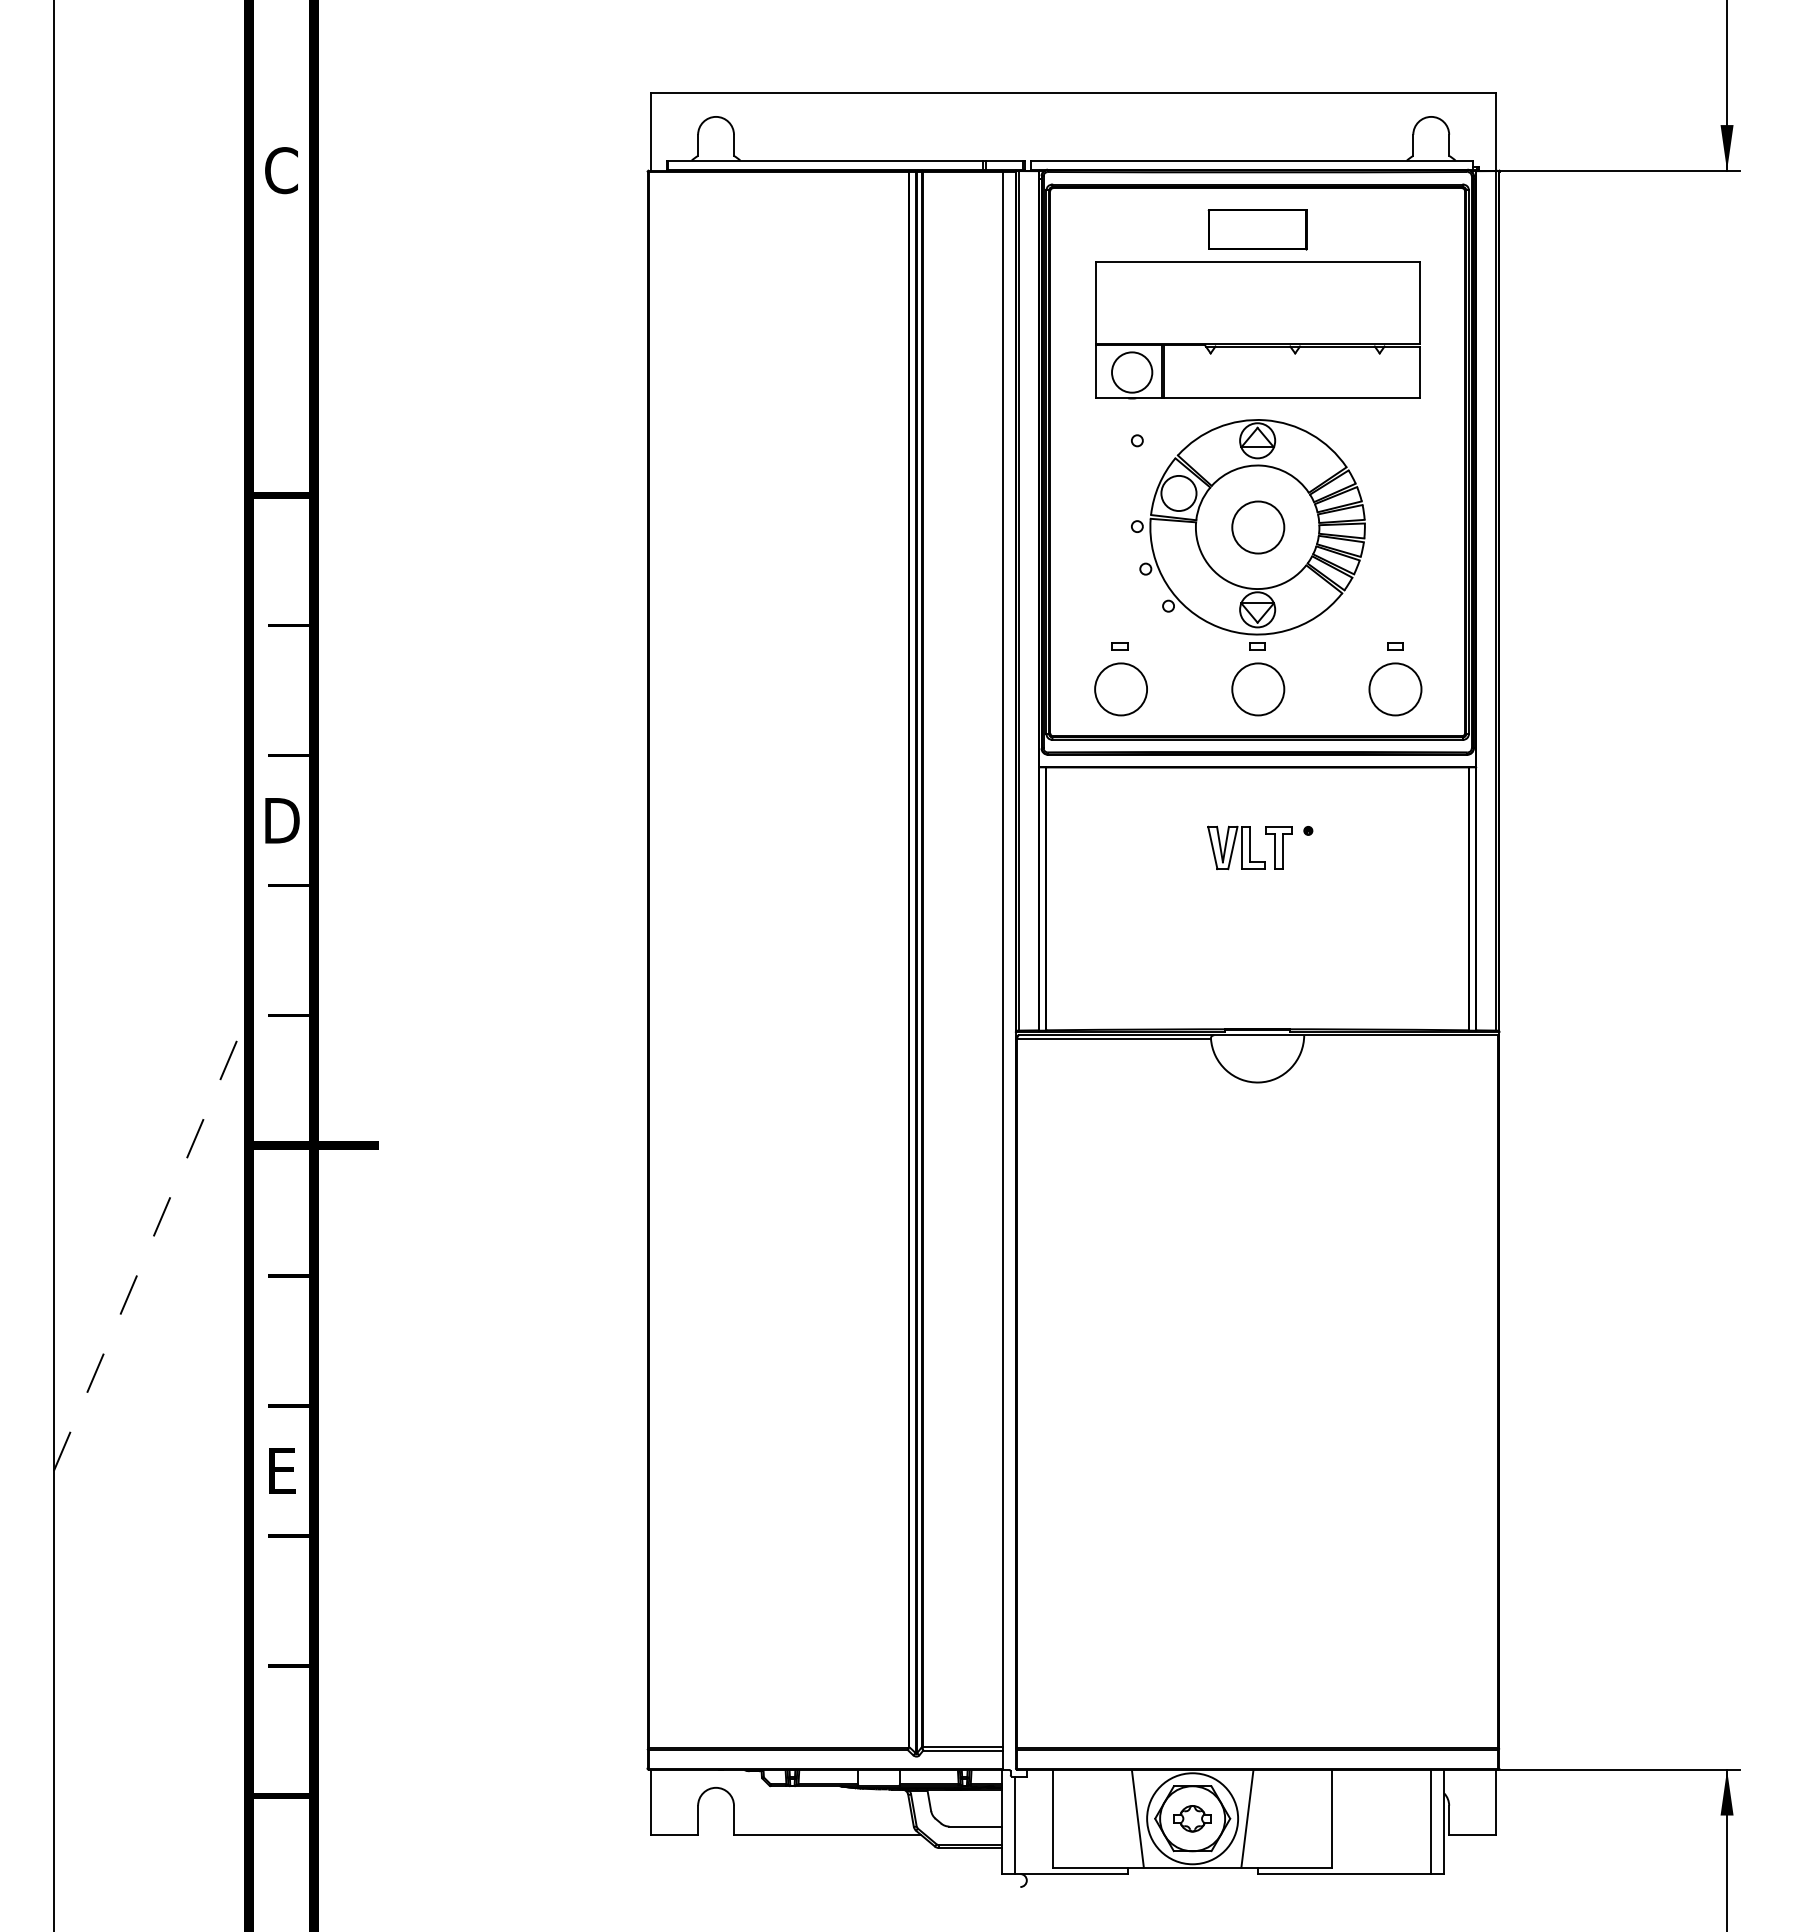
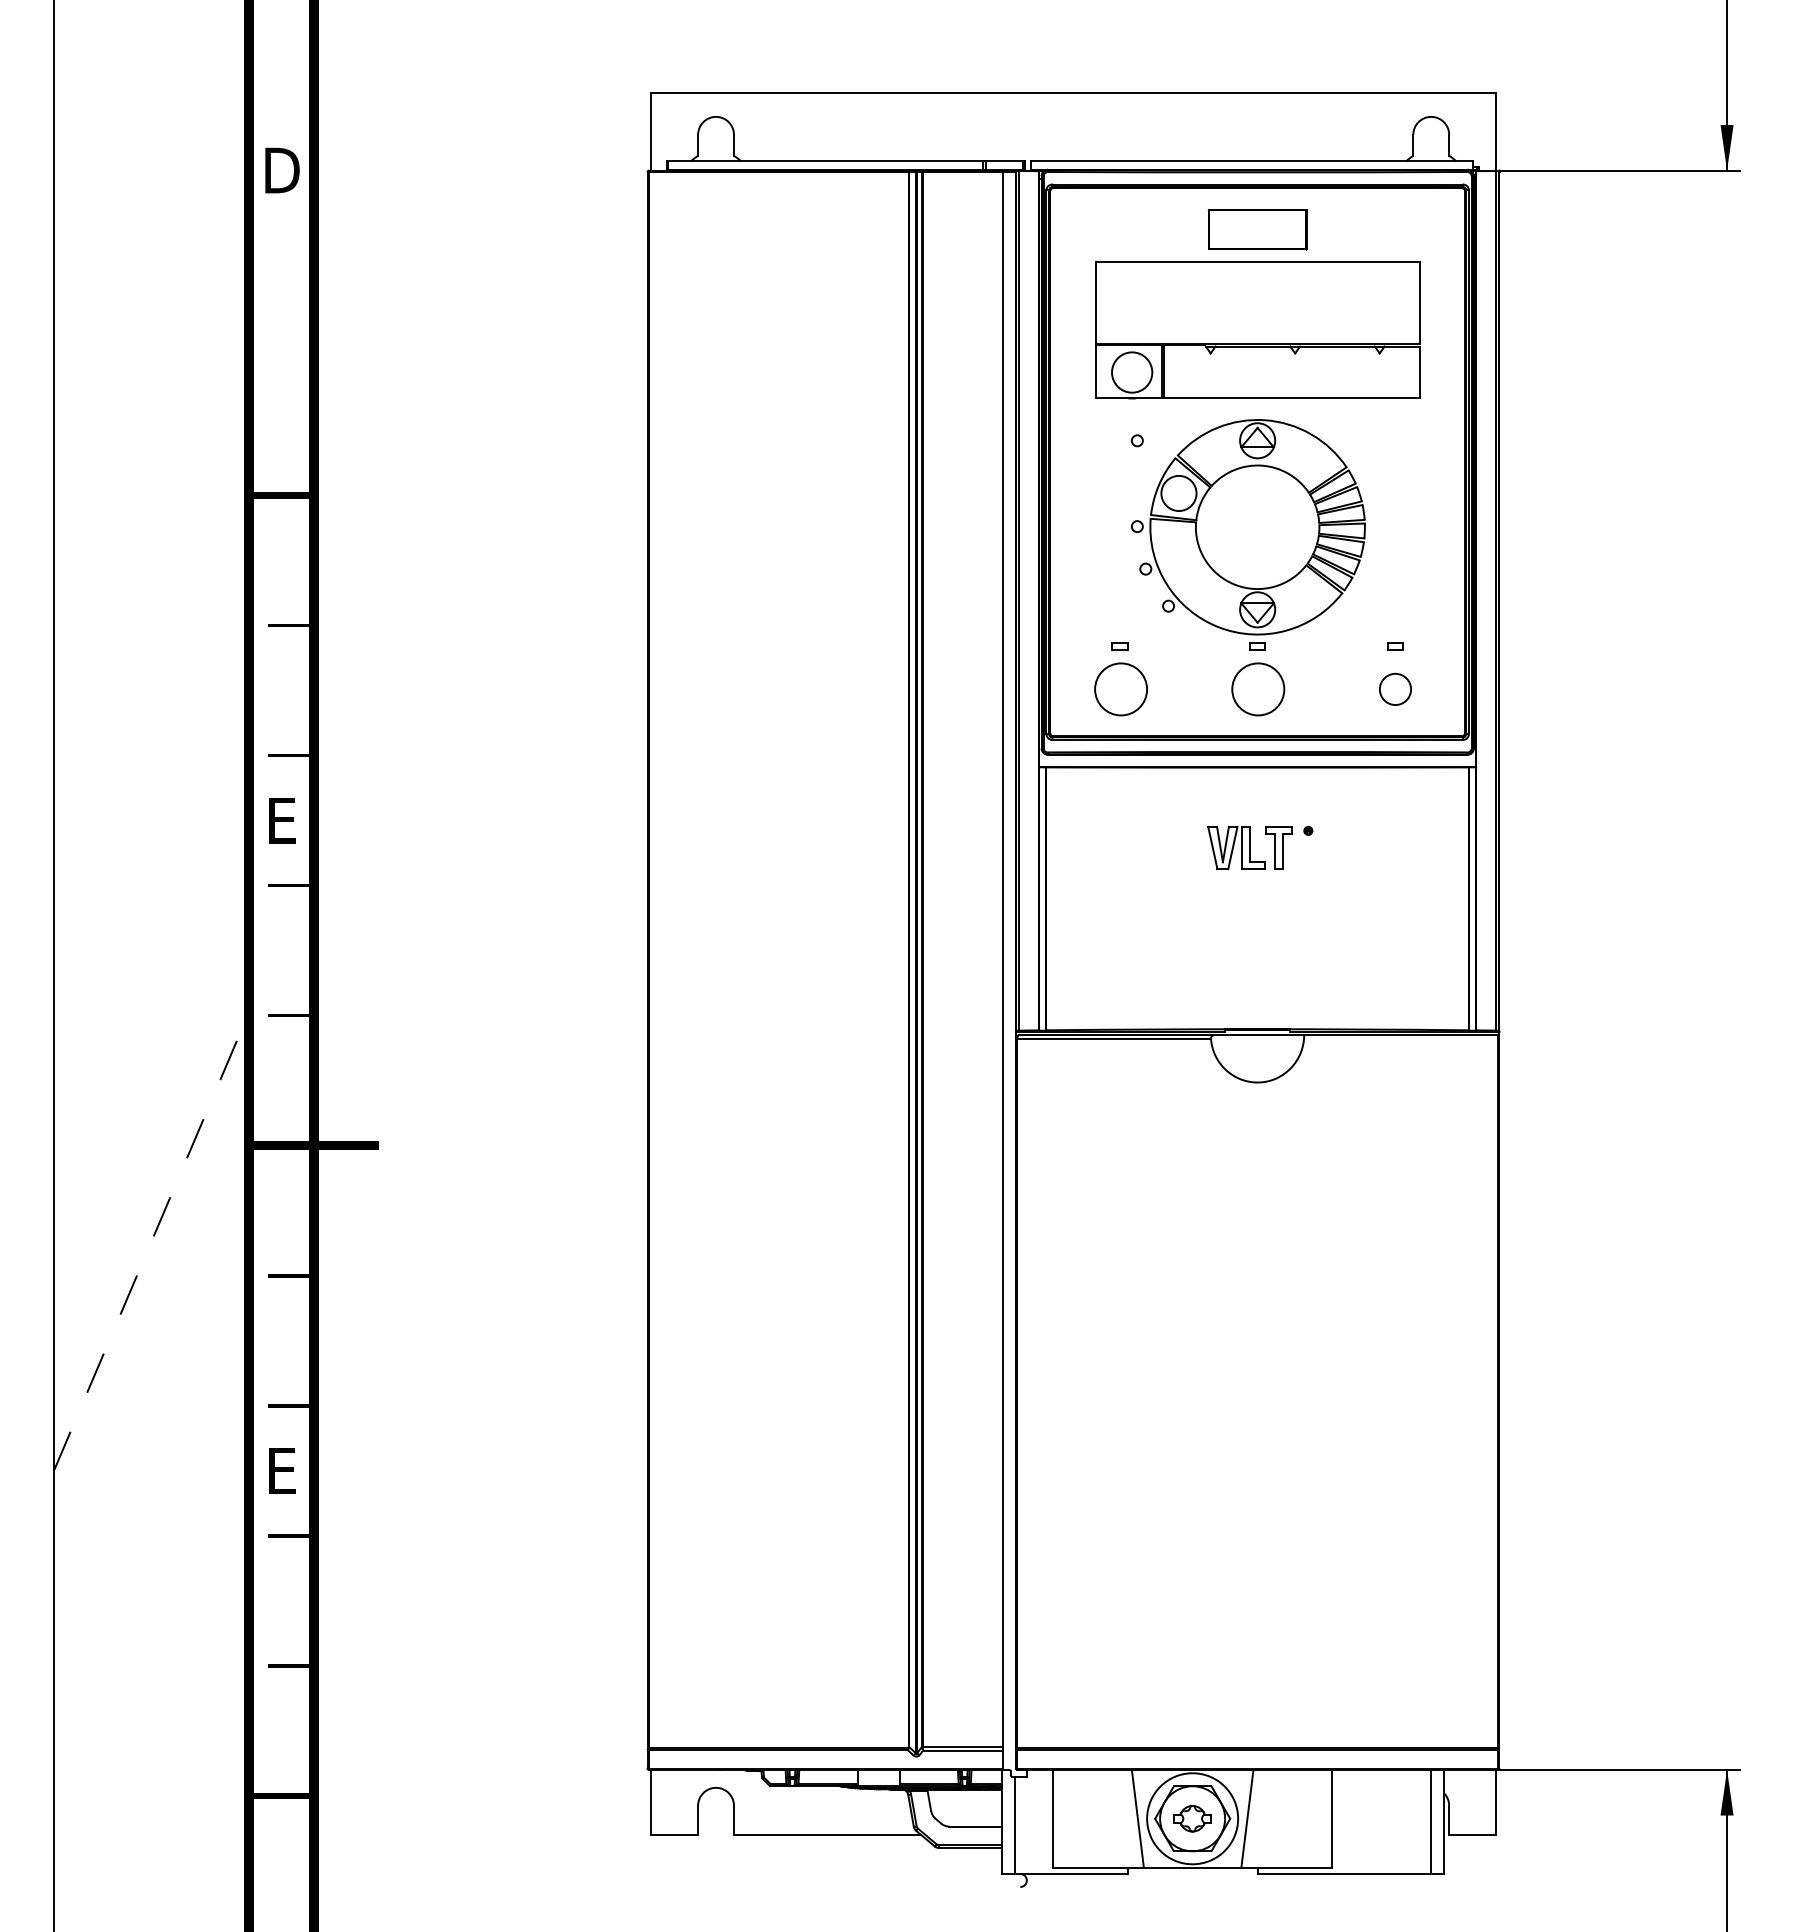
text: C -> D (282, 170)
circle: present -> none (1258, 527)
circle diameter: 52 px -> 31 px (1395, 689)
text: D -> E (282, 820)
